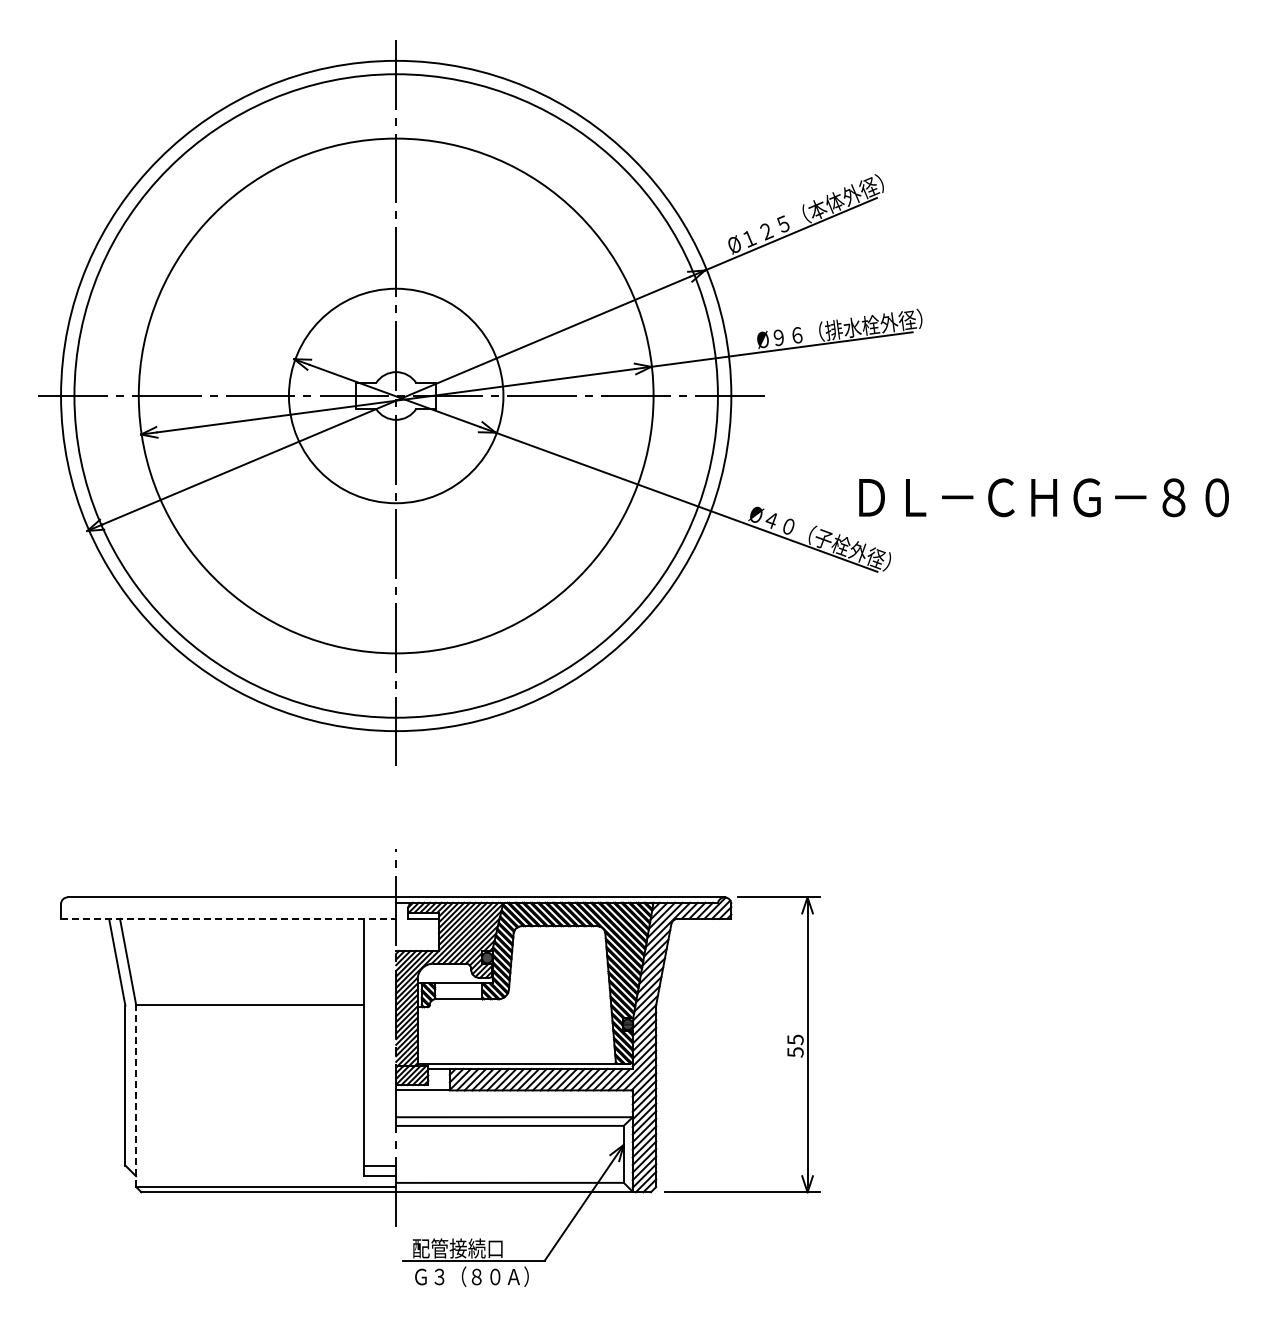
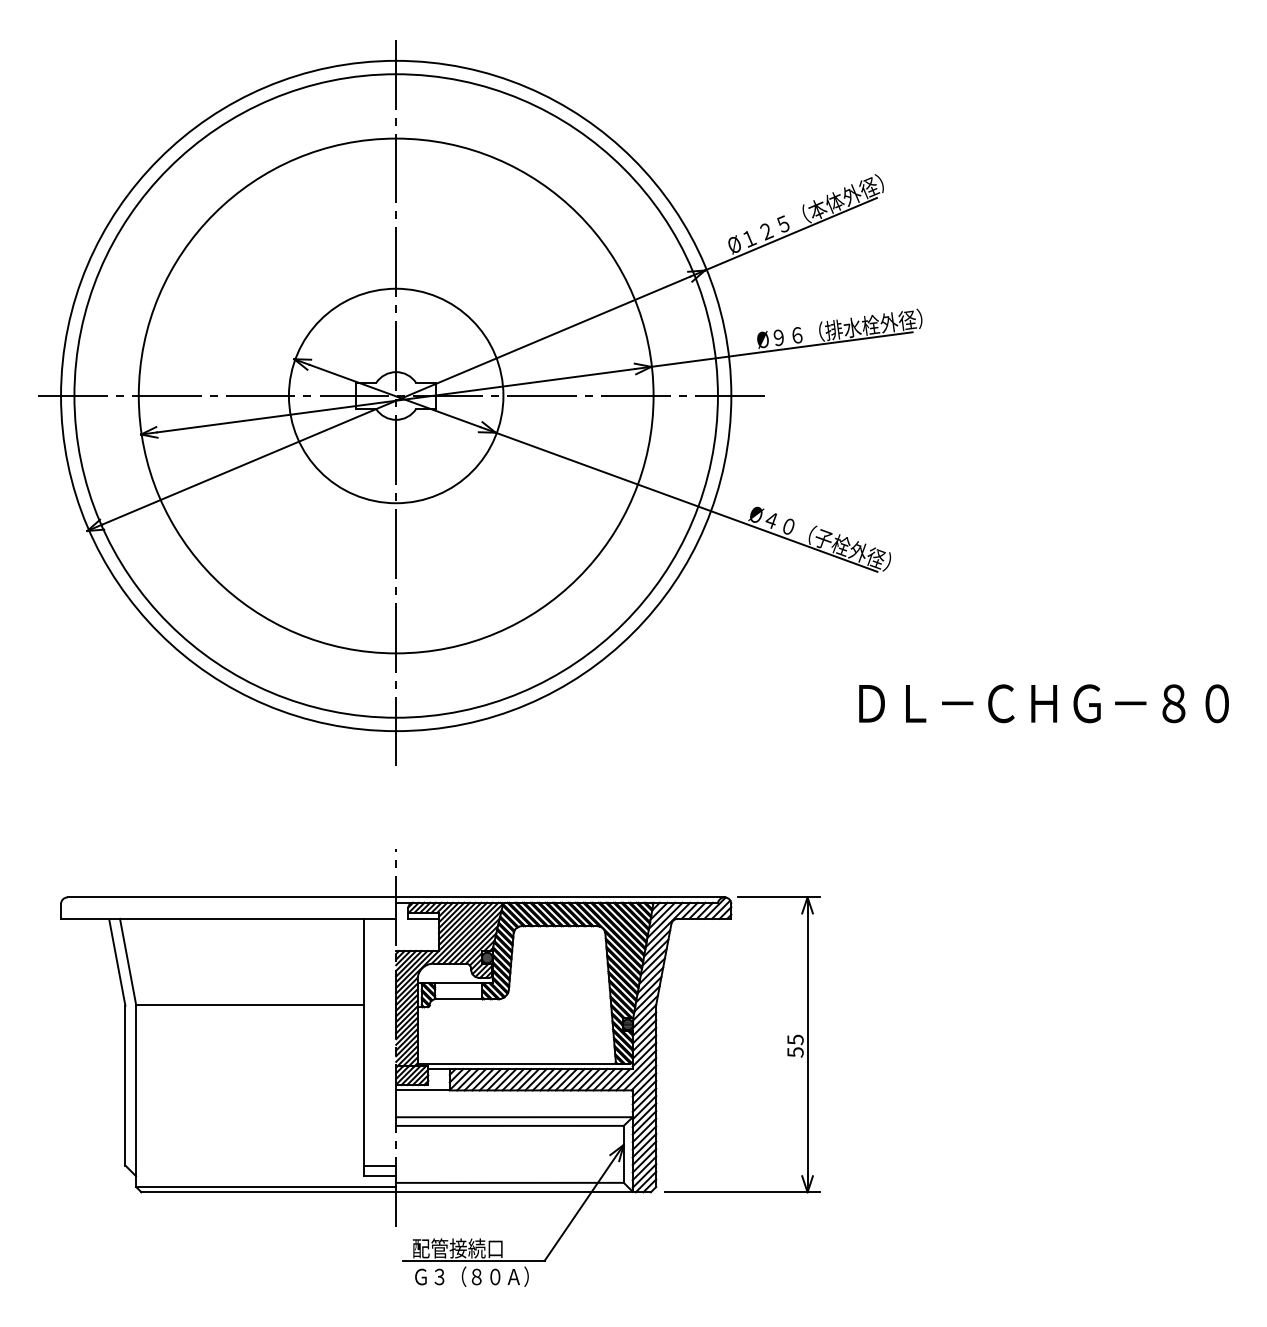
text position: (1043, 497) -> (1043, 703) (1043, 703)
line: dashed -> solid (228, 918)
line: dashed -> solid (136, 1095)
